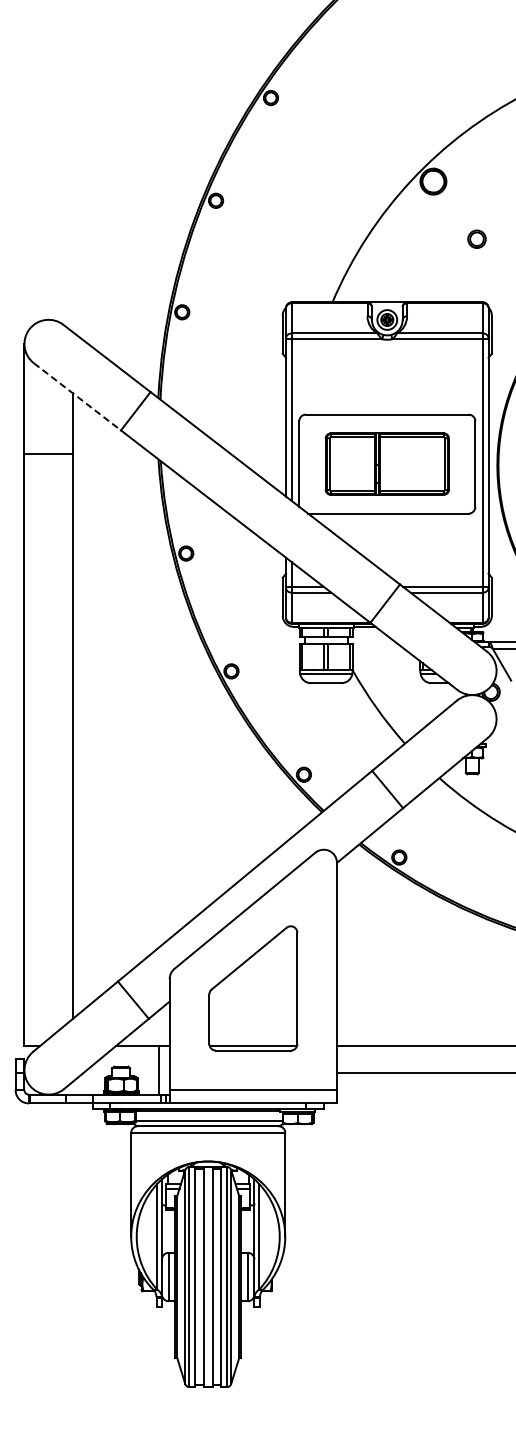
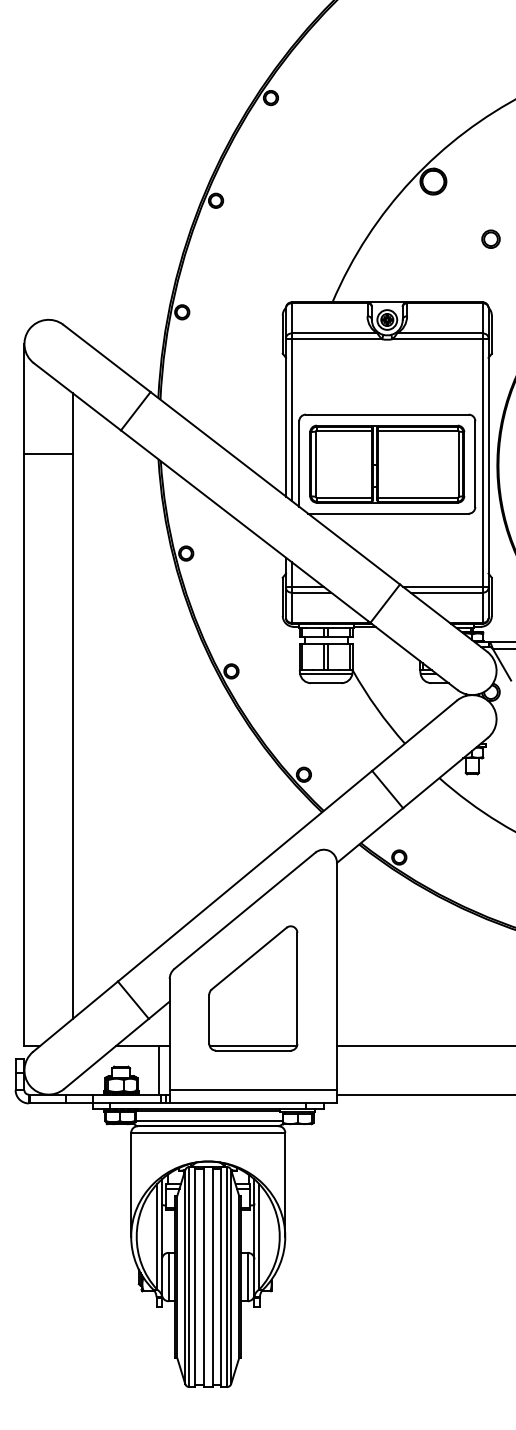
part position: (476, 238) -> (490, 238) (490, 238)
line: dashed -> solid (77, 397)
part size: 126x64 px -> 157x80 px (387, 463)
line position: (424, 1072) -> (424, 1094) (424, 1094)
